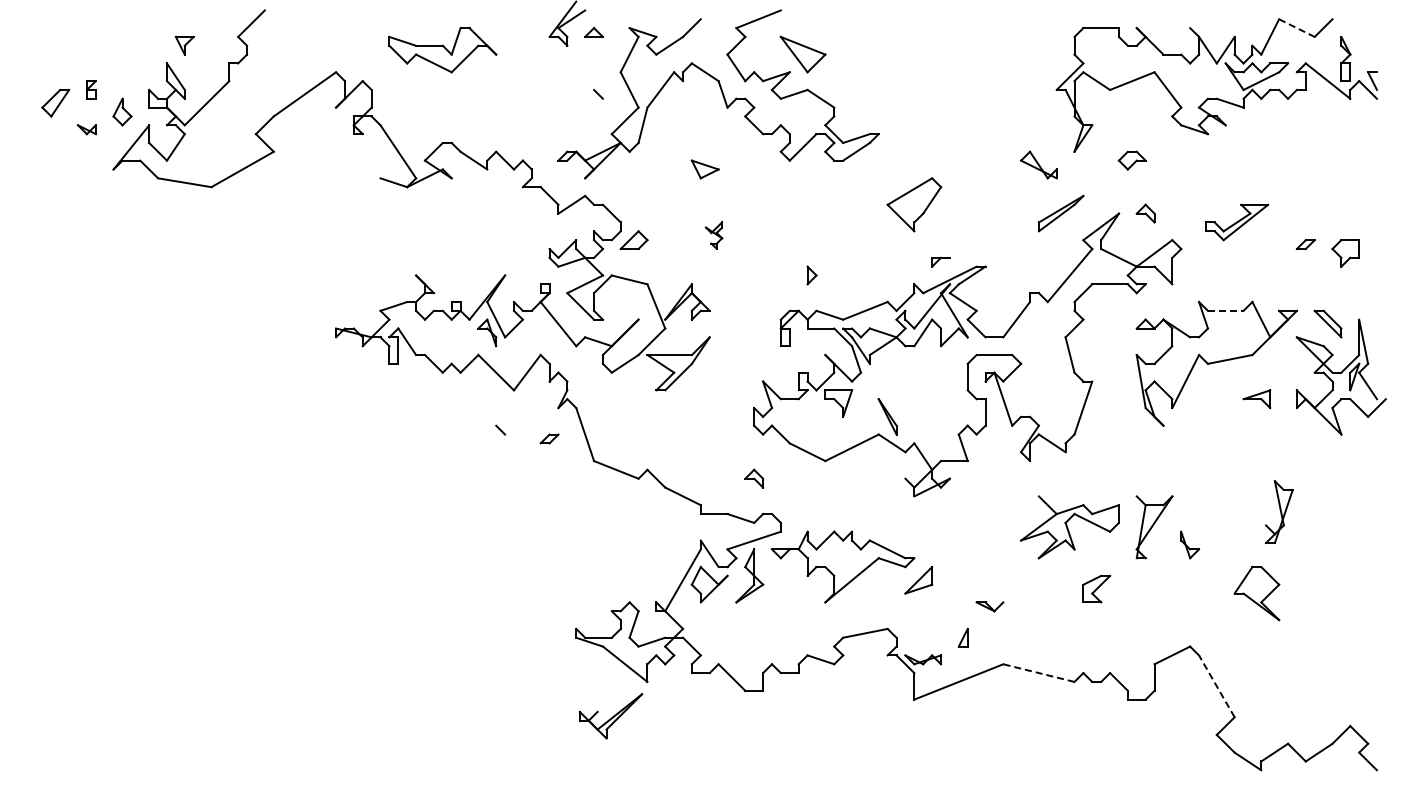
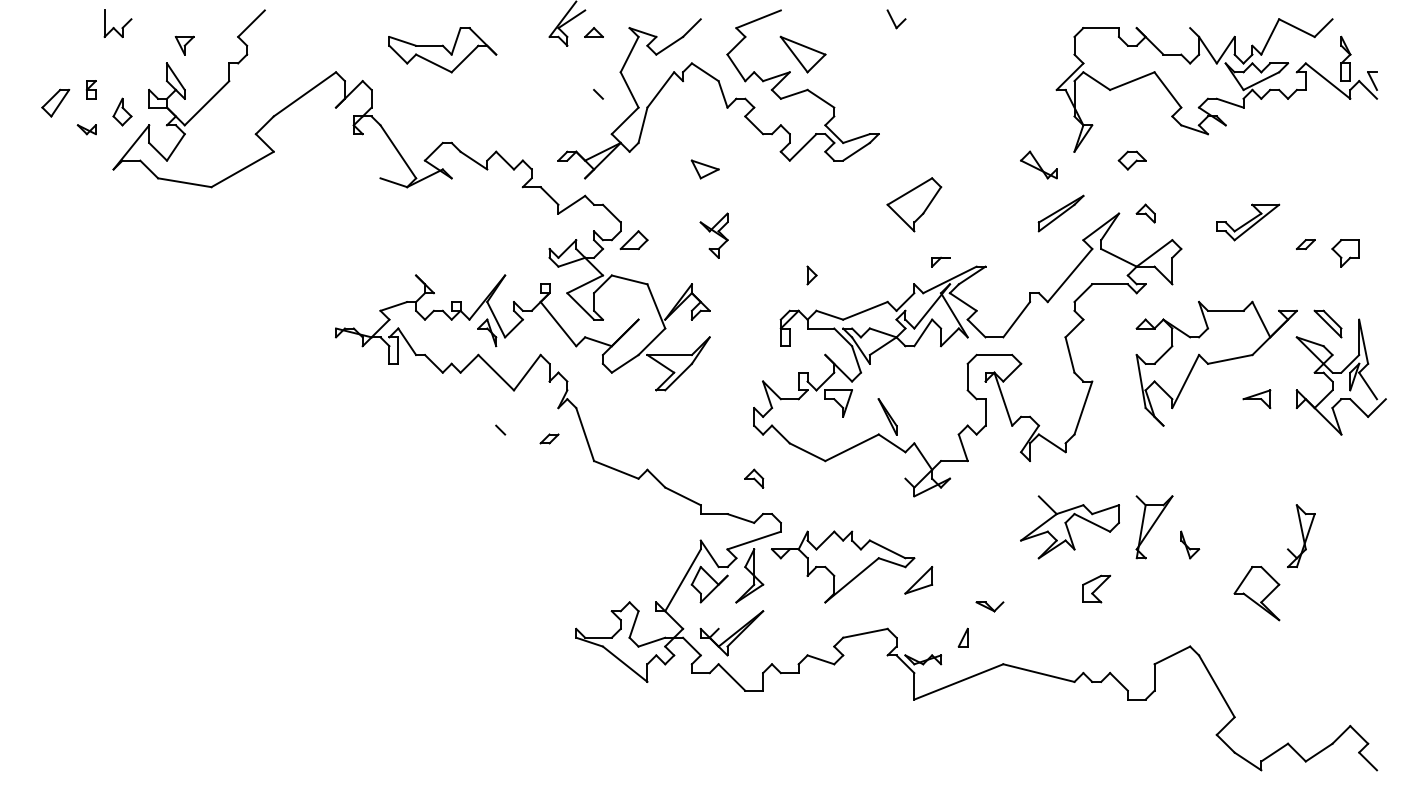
part: none -> present (896, 19)
part: none -> present (117, 23)
line: dashed -> solid (1296, 28)
part position: (1237, 222) -> (1248, 222) (1248, 222)
part size: 19x29 px -> 30x47 px (713, 235)
line: dashed -> solid (1225, 310)
part position: (1279, 512) -> (1301, 536) (1301, 536)
line: dashed -> solid (1038, 673)
line: dashed -> solid (1216, 686)
part position: (610, 716) -> (731, 633) (731, 633)
